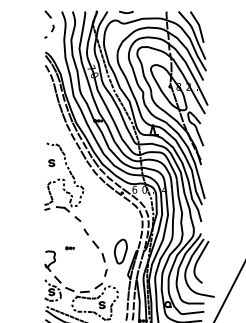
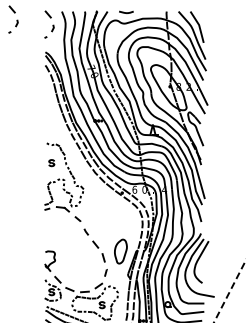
part: none -> present (13, 19)
part: present -> none (69, 248)
line: solid -> dashed (229, 291)
